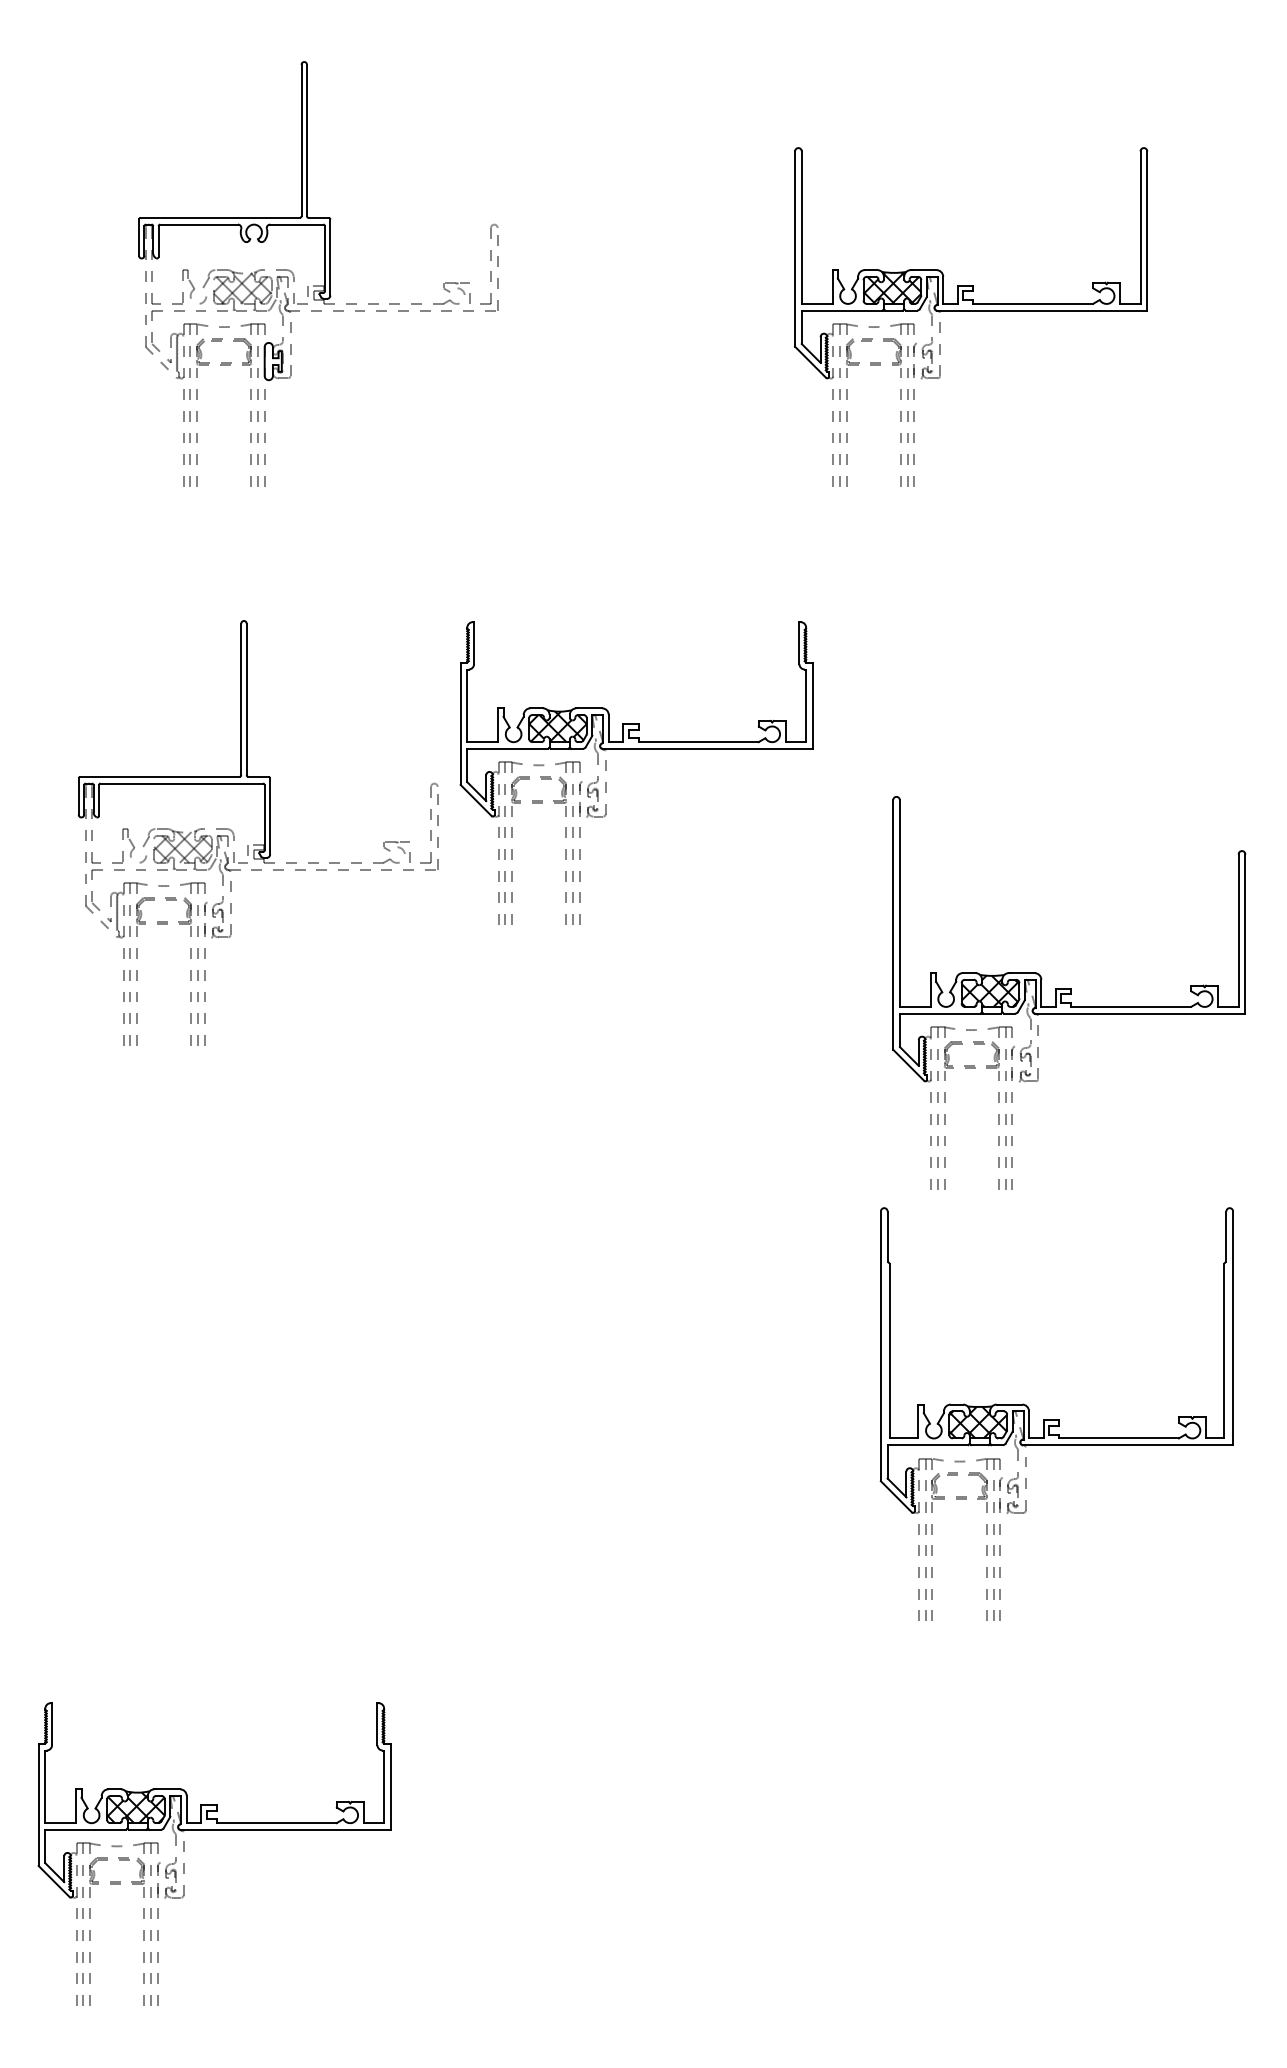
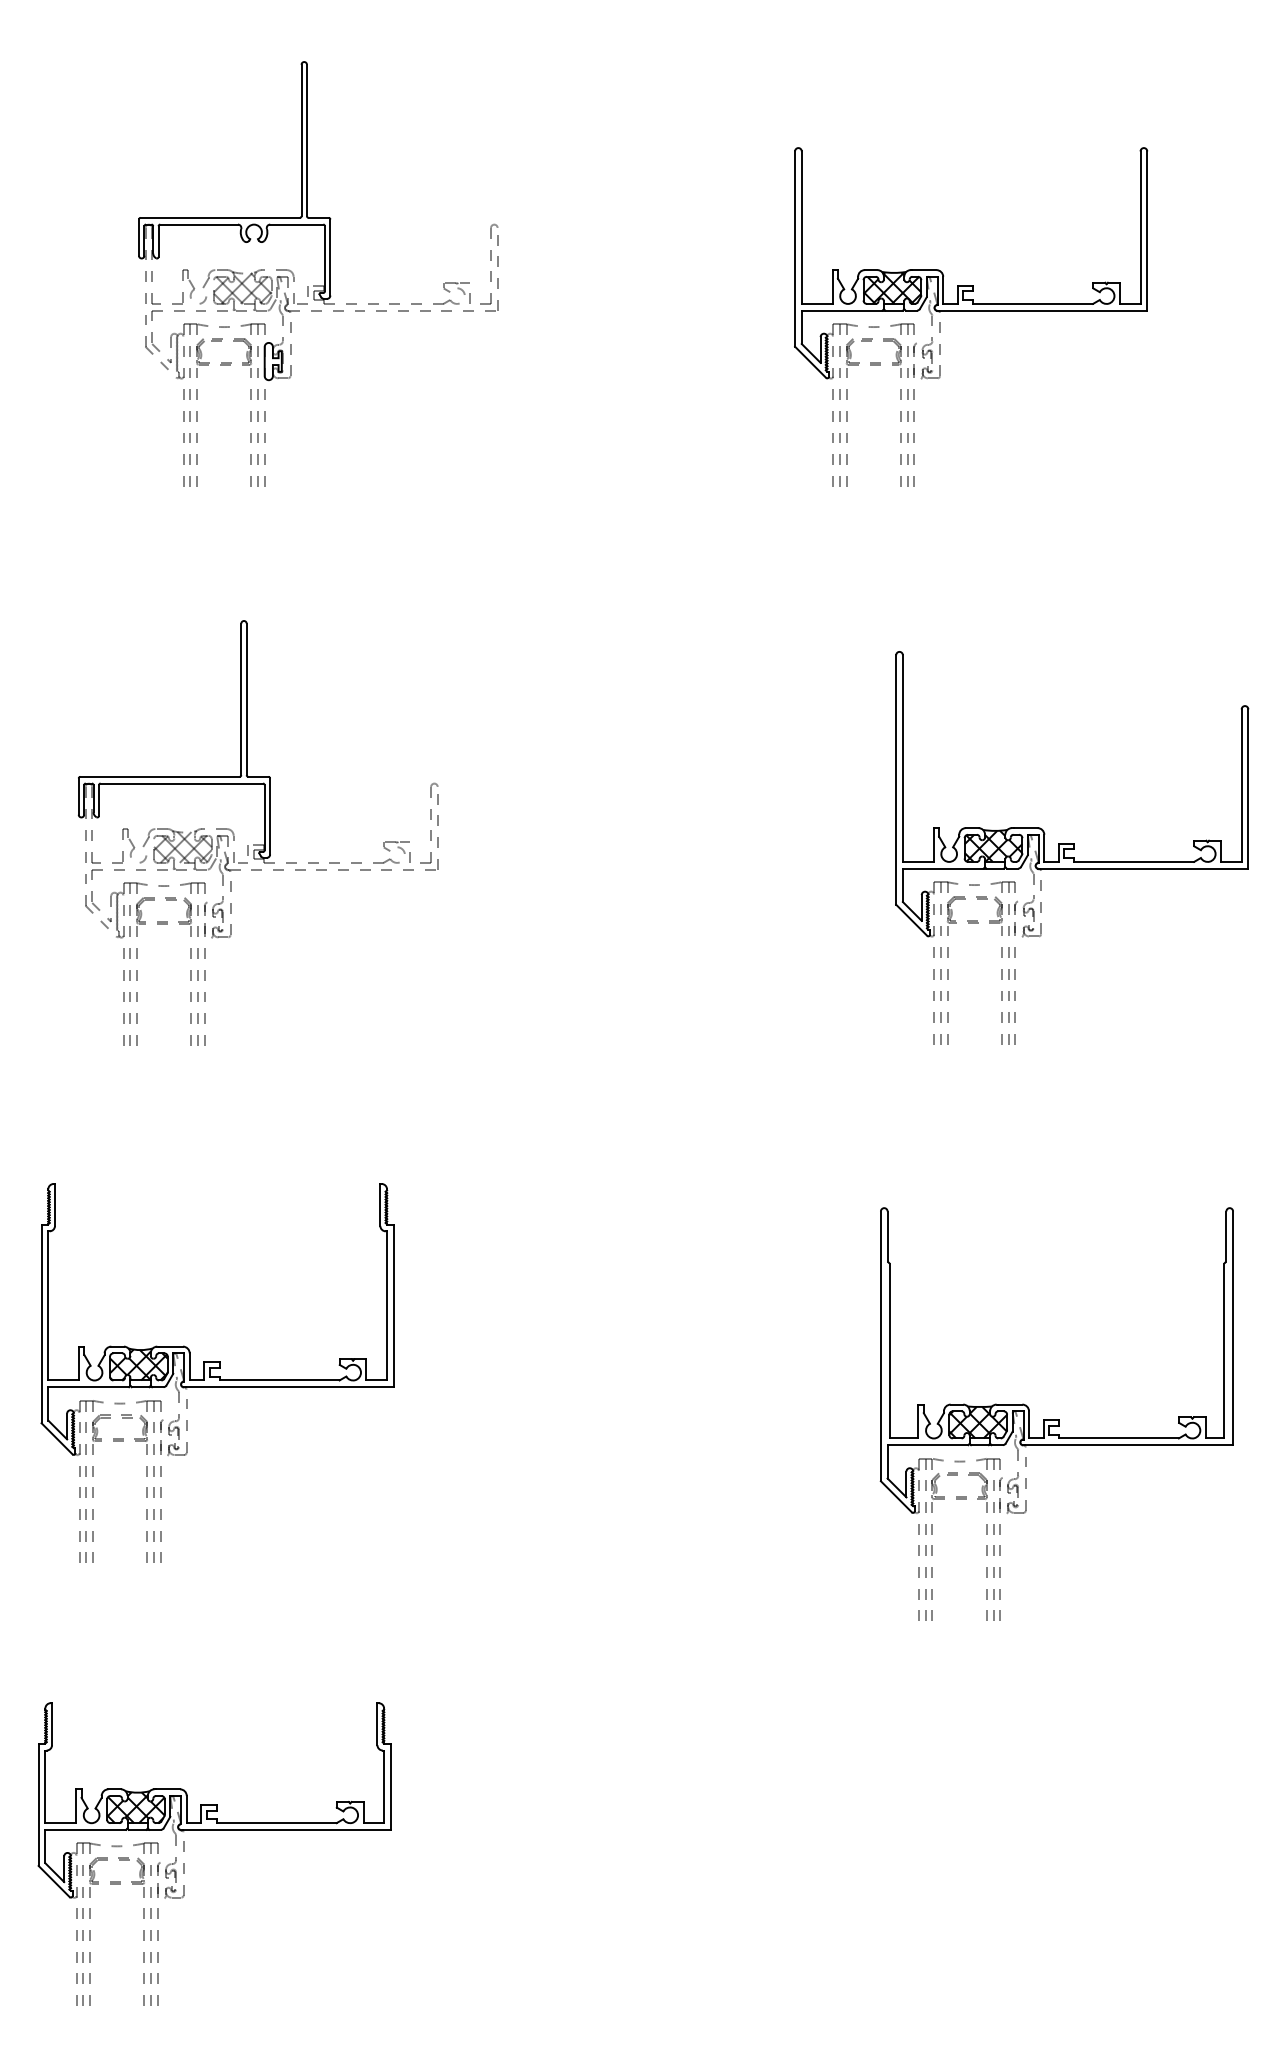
part: present -> none (636, 749)
part position: (1069, 992) -> (1072, 847) (1072, 847)
part: none -> present (217, 1372)
